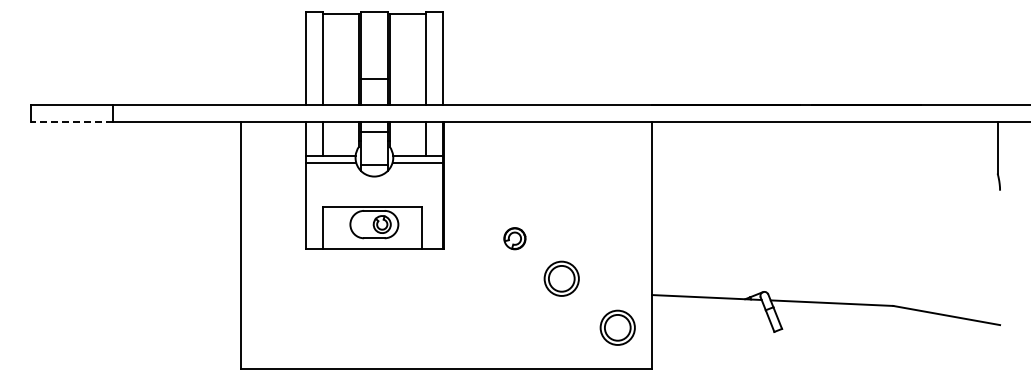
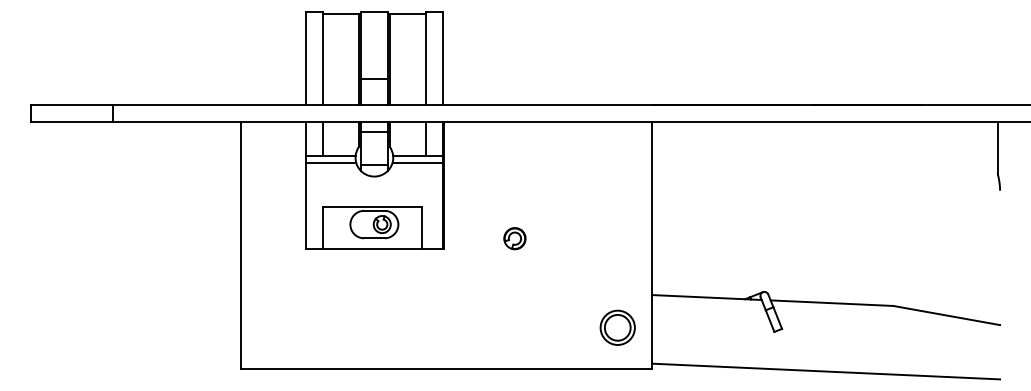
line: dashed -> solid (71, 122)
part: present -> none (561, 278)
line: none -> present (826, 371)
